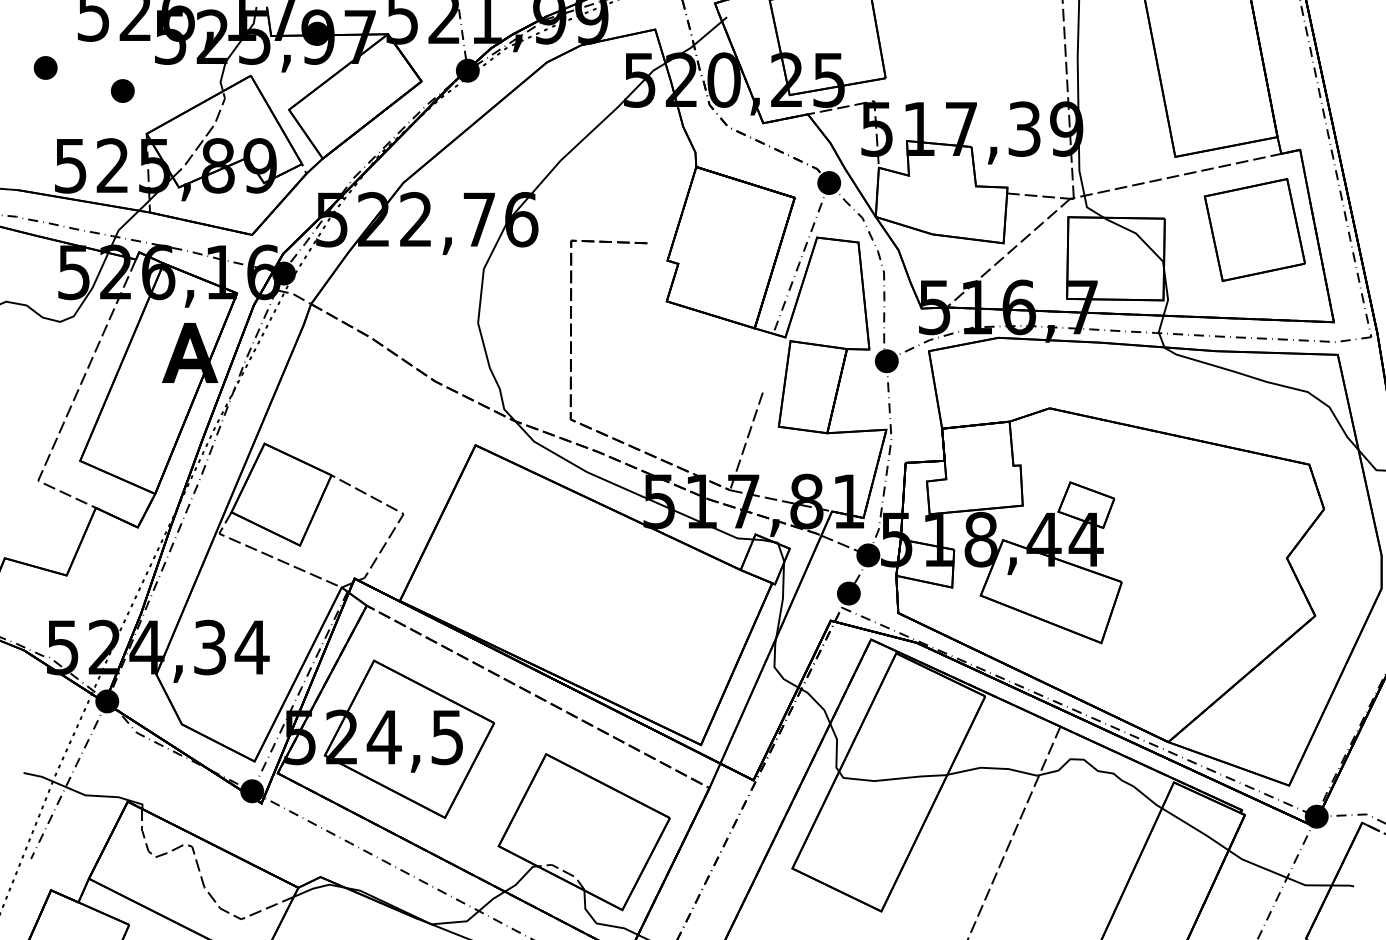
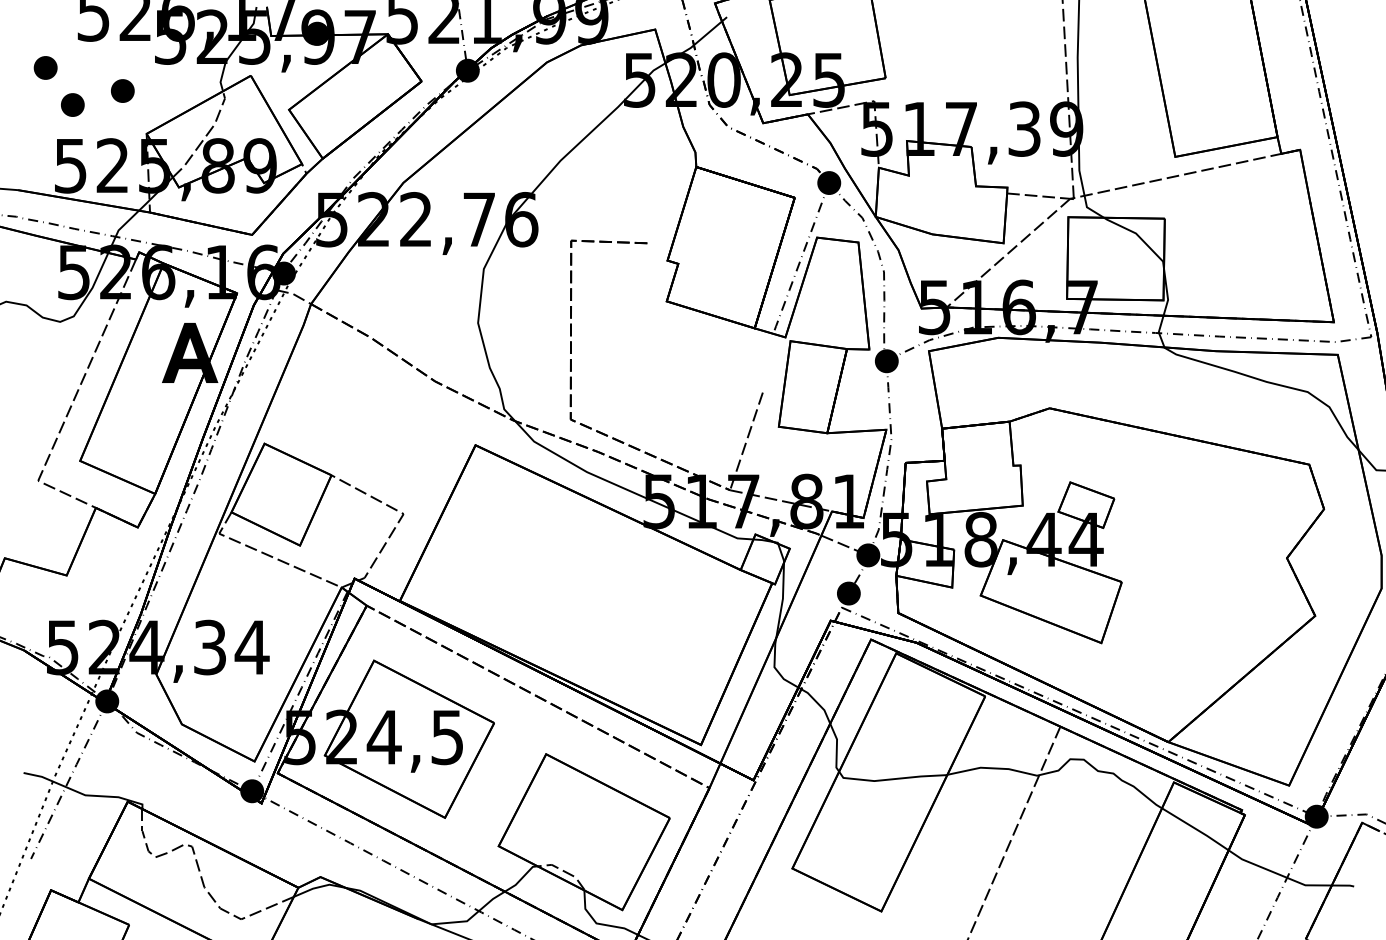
part: none -> present (72, 104)
part: present -> none (1254, 229)
